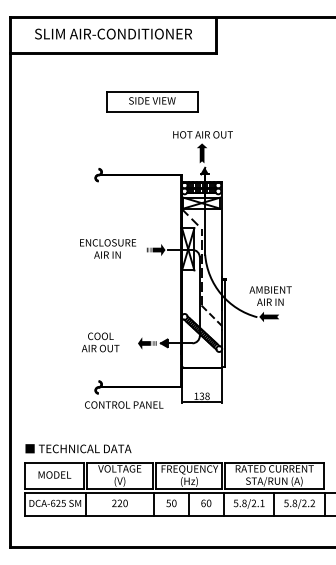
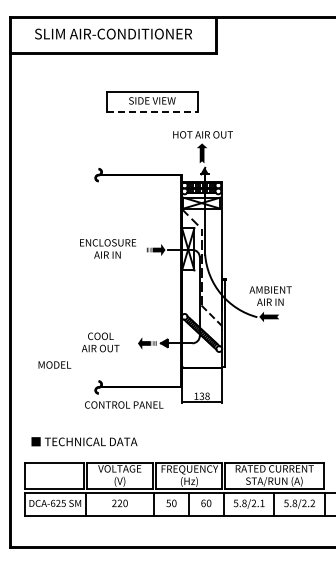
line: solid -> dashed (152, 111)
text position: (78, 448) -> (84, 441) (84, 441)
text position: (54, 474) -> (54, 364) (54, 364)
